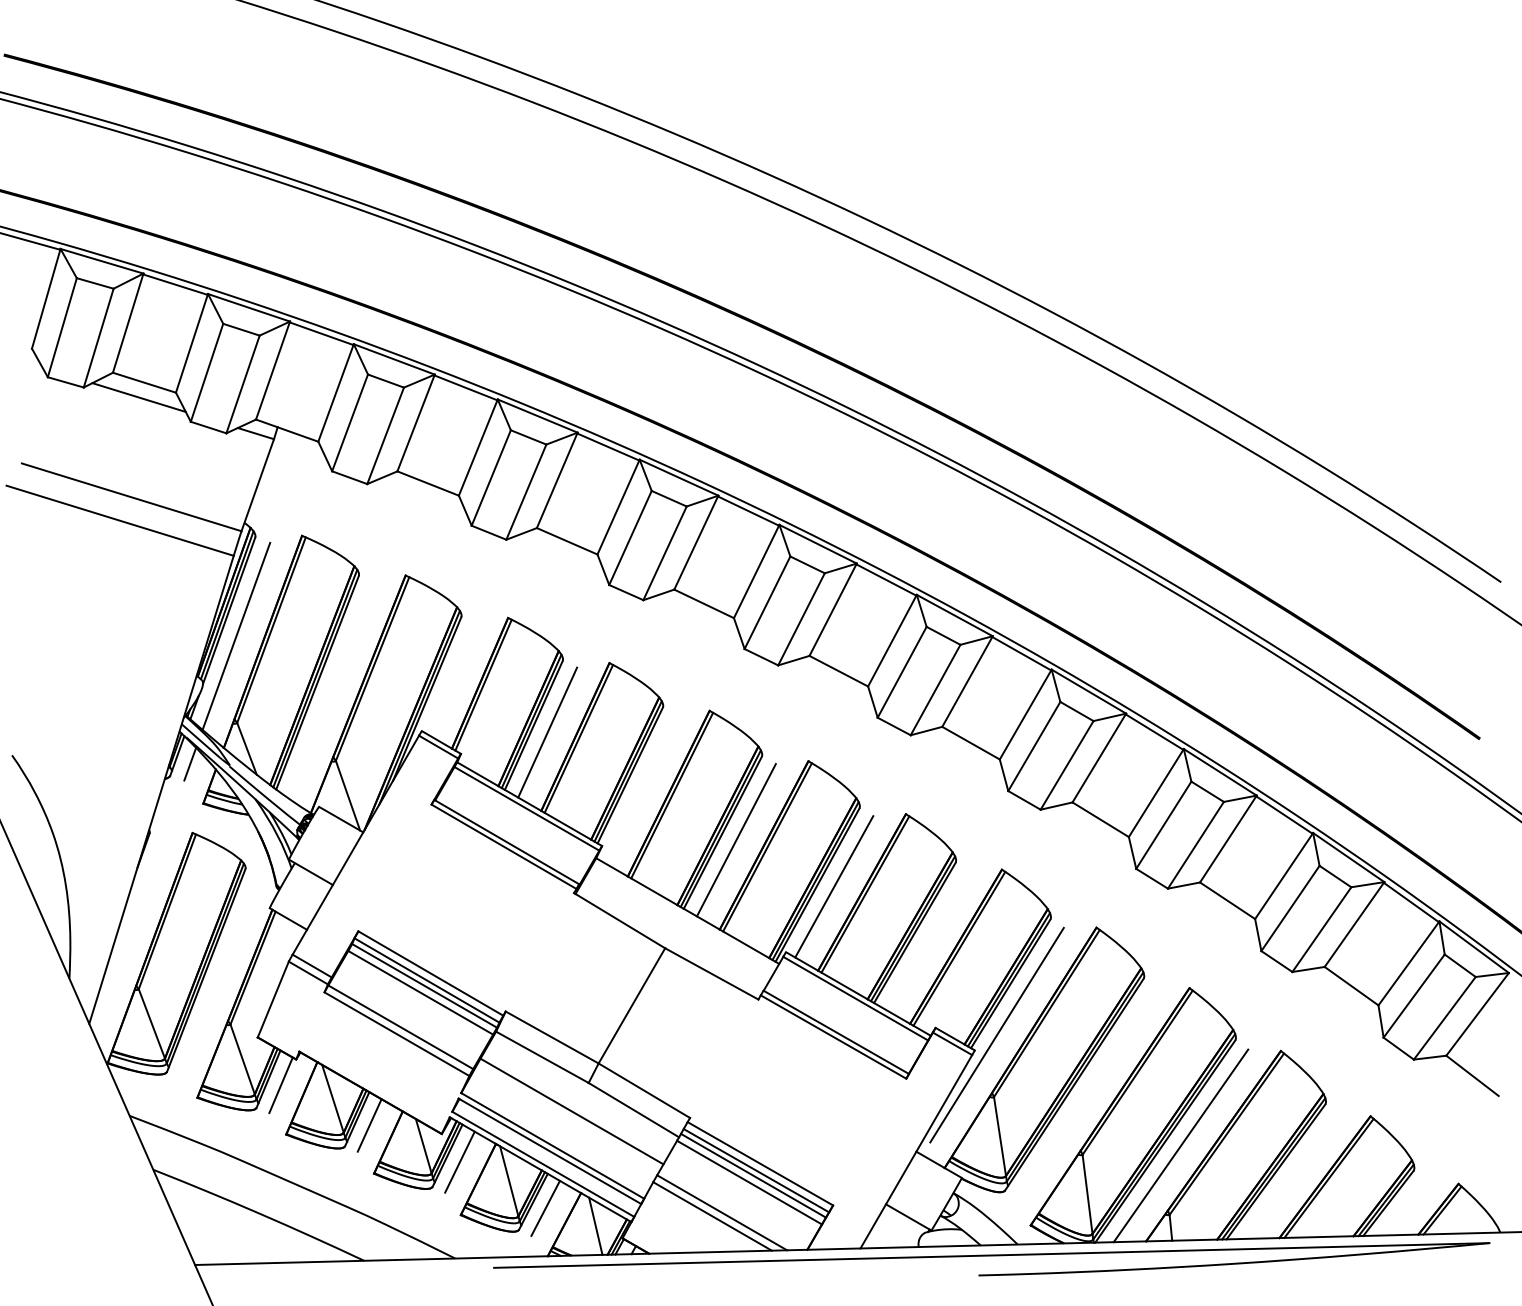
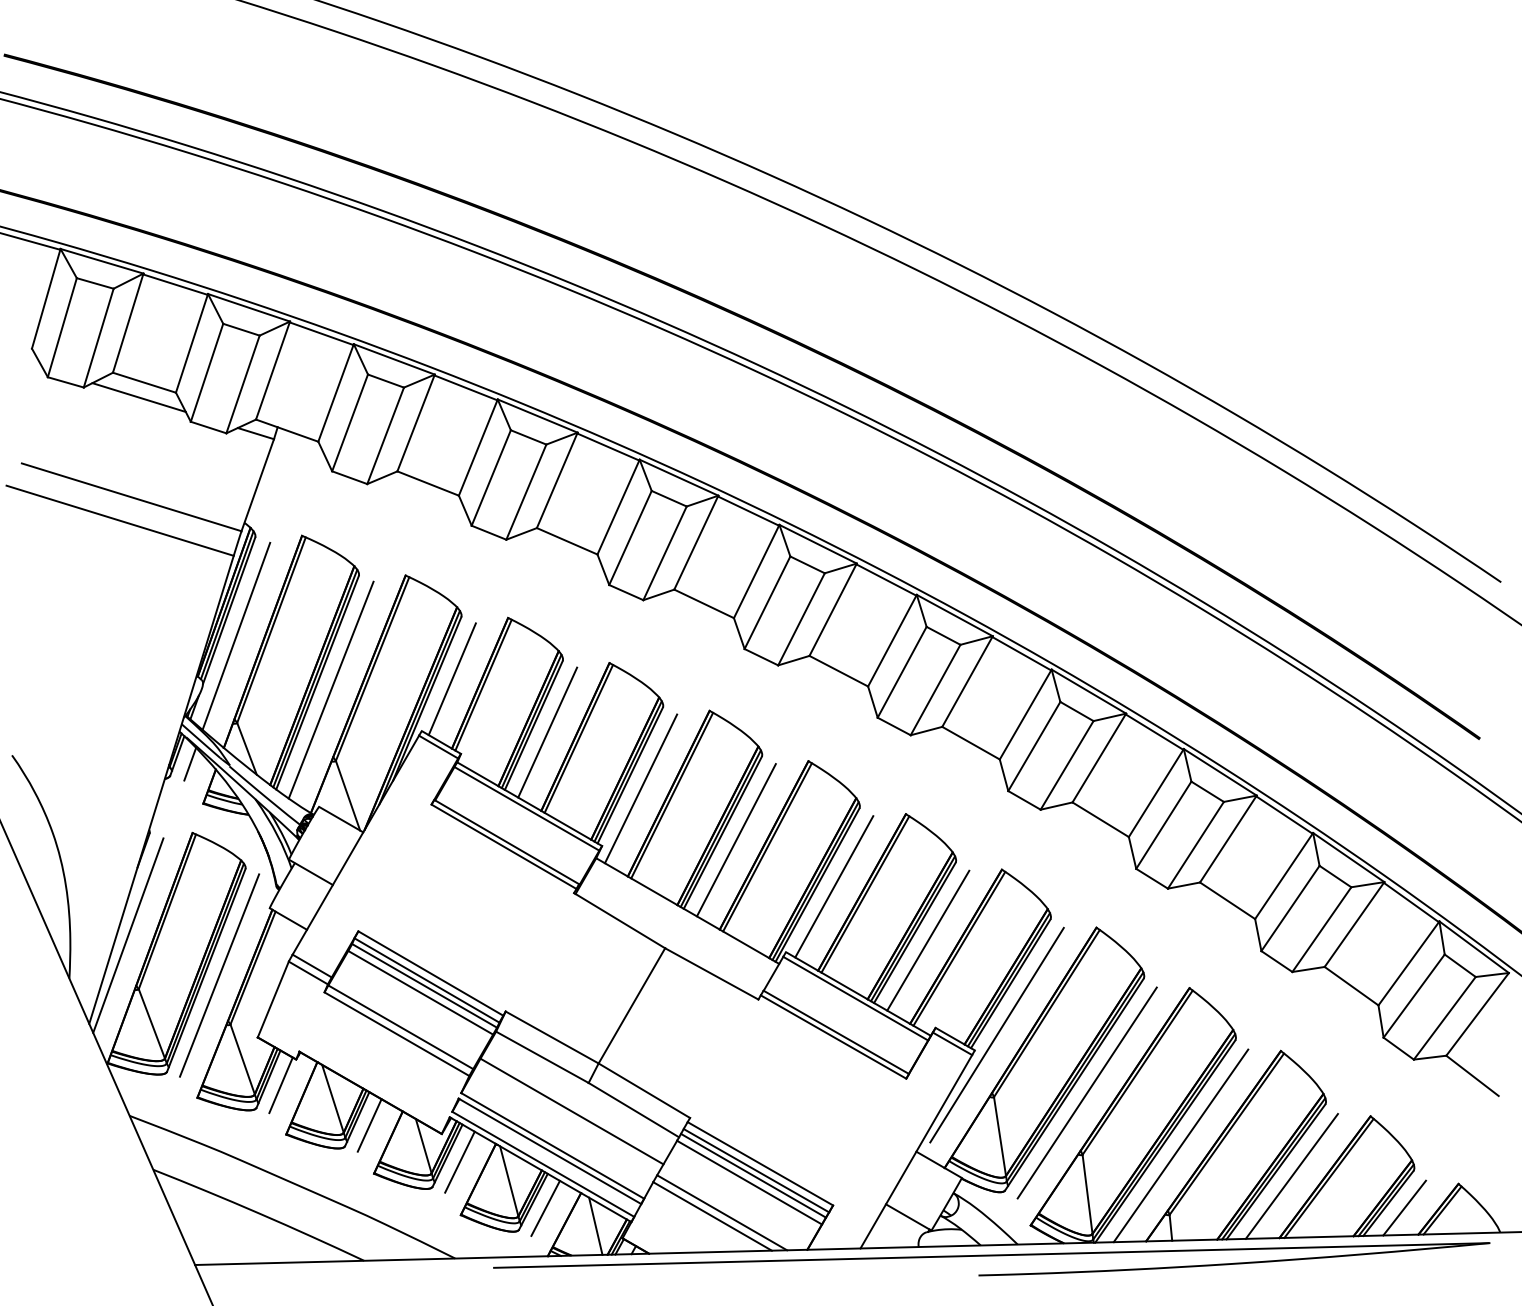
line: none -> present (451, 679)
line: none -> present (330, 689)
line: none -> present (640, 788)
line: none -> present (128, 935)
line: none -> present (928, 940)
line: none -> present (219, 975)
line: none -> present (1086, 1092)
line: none -> present (1291, 1176)
line: none -> present (1404, 1207)
